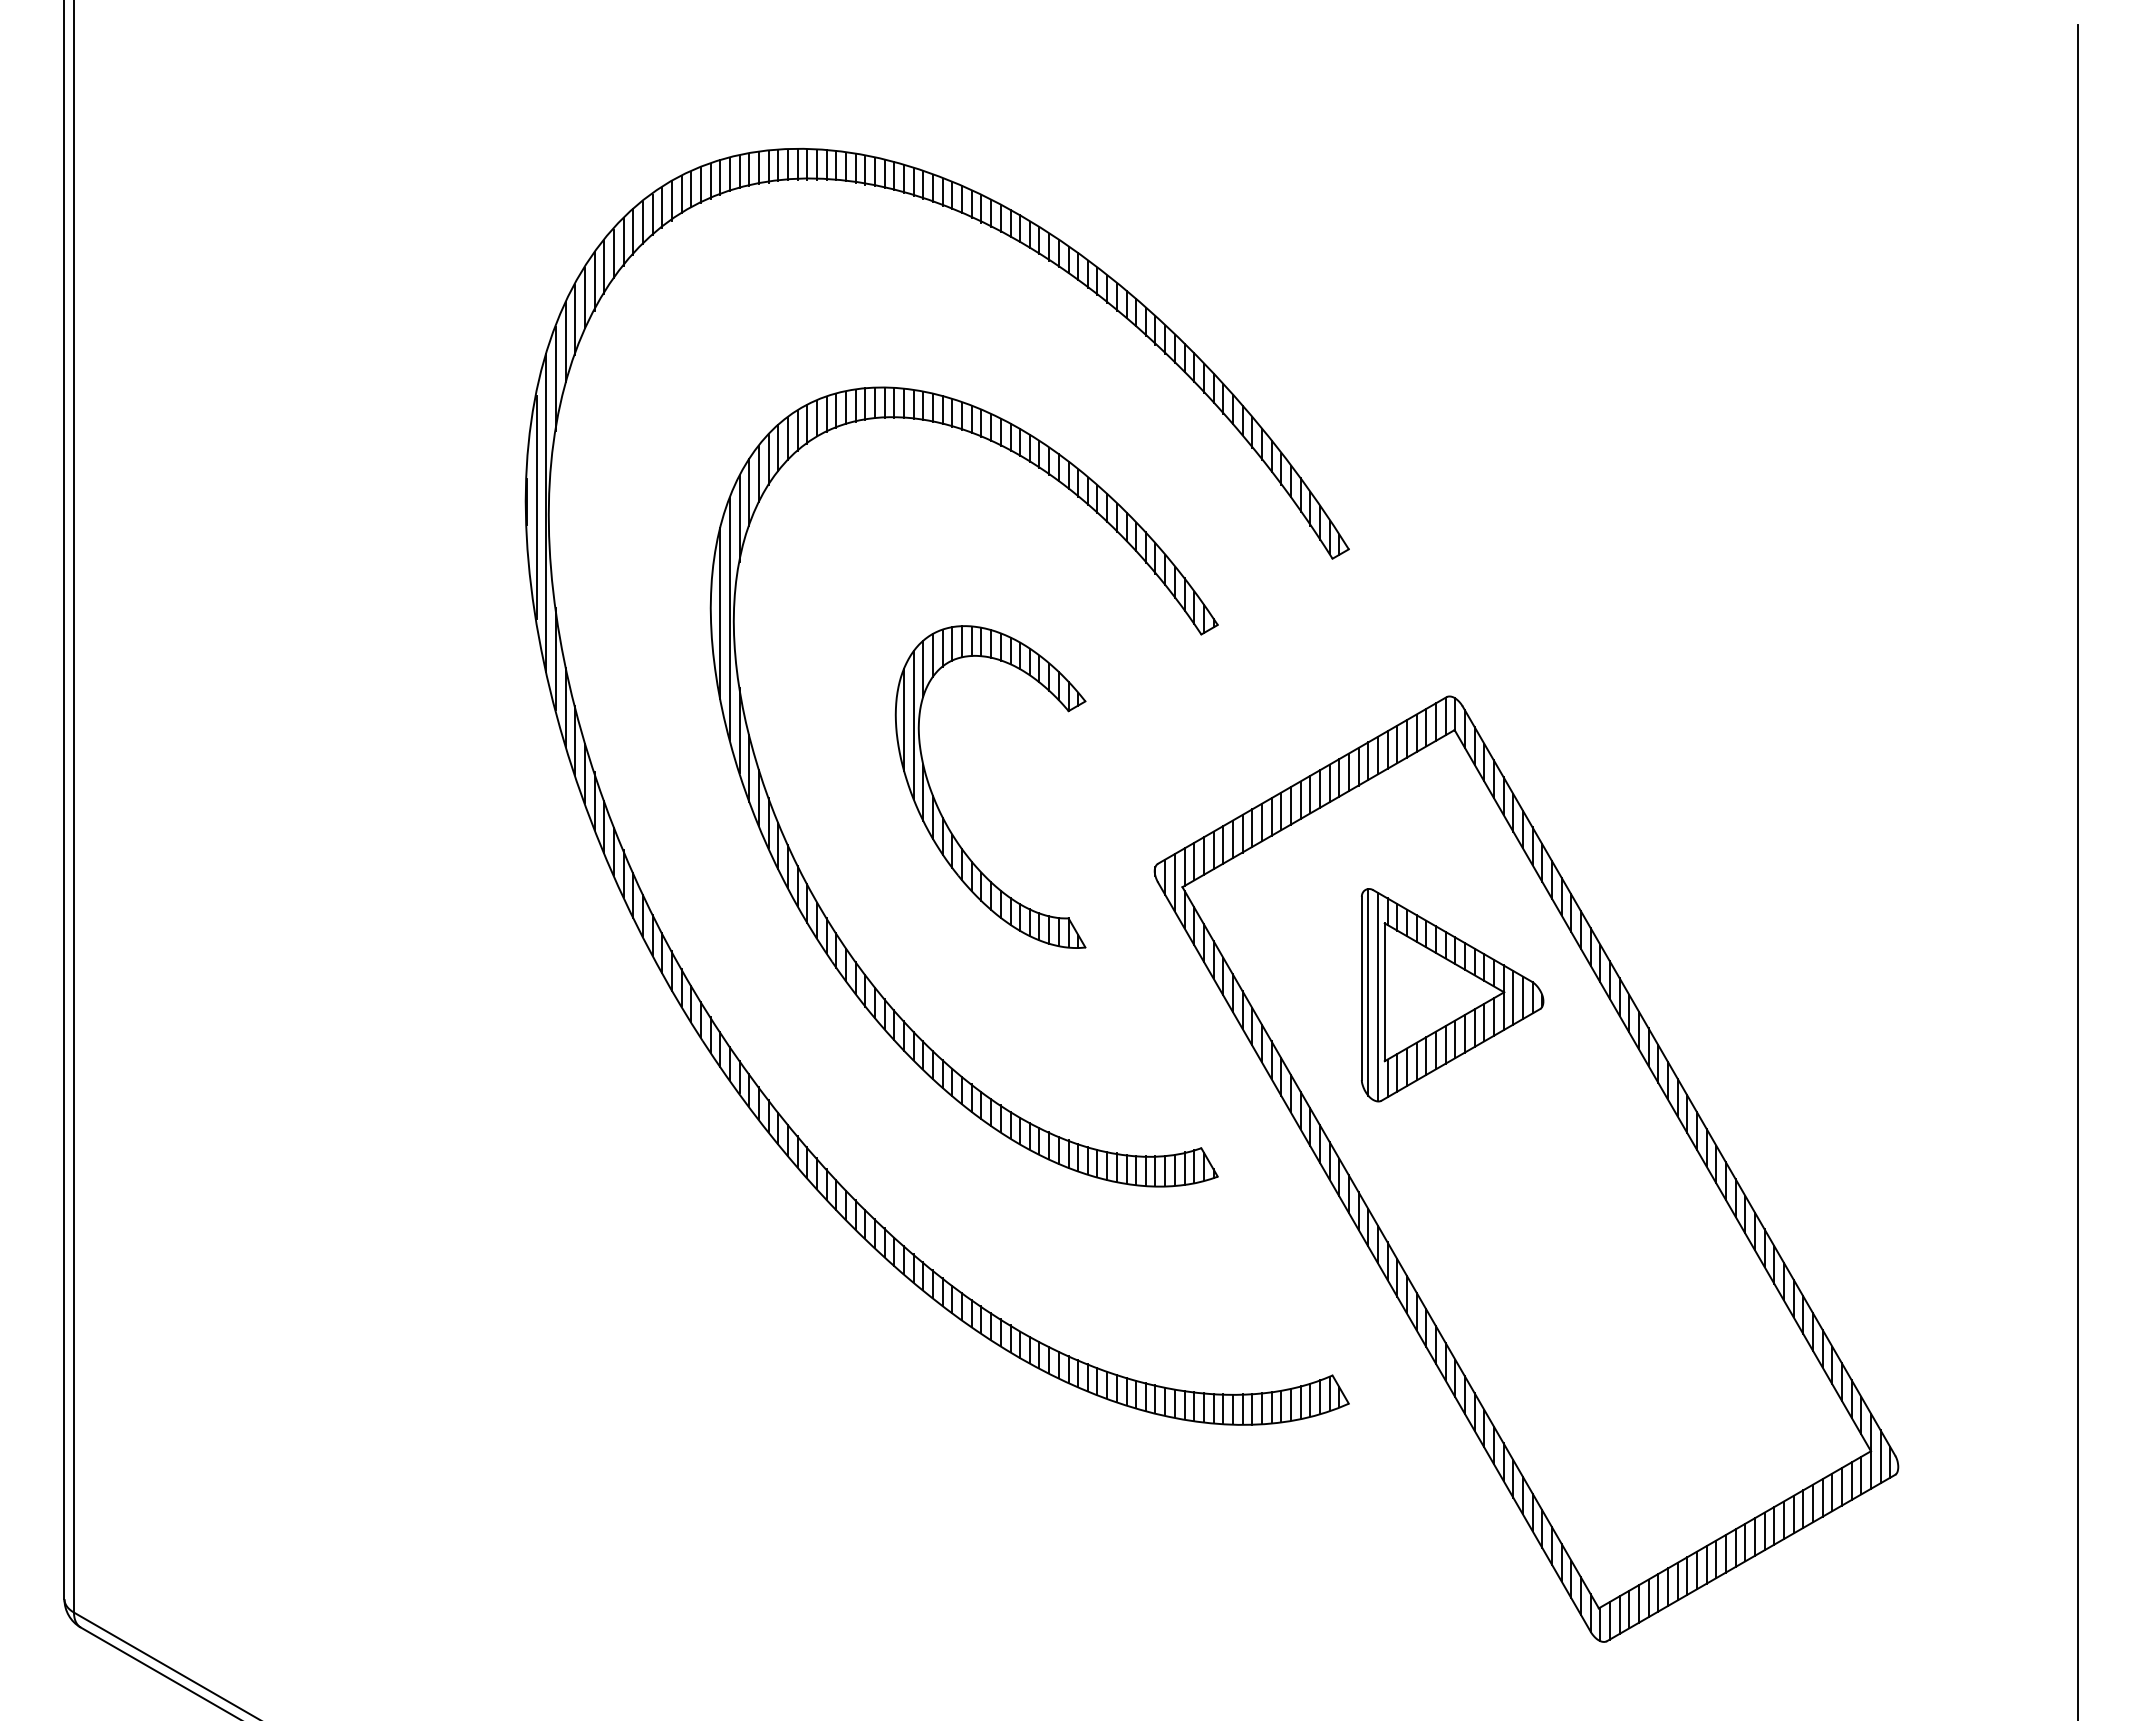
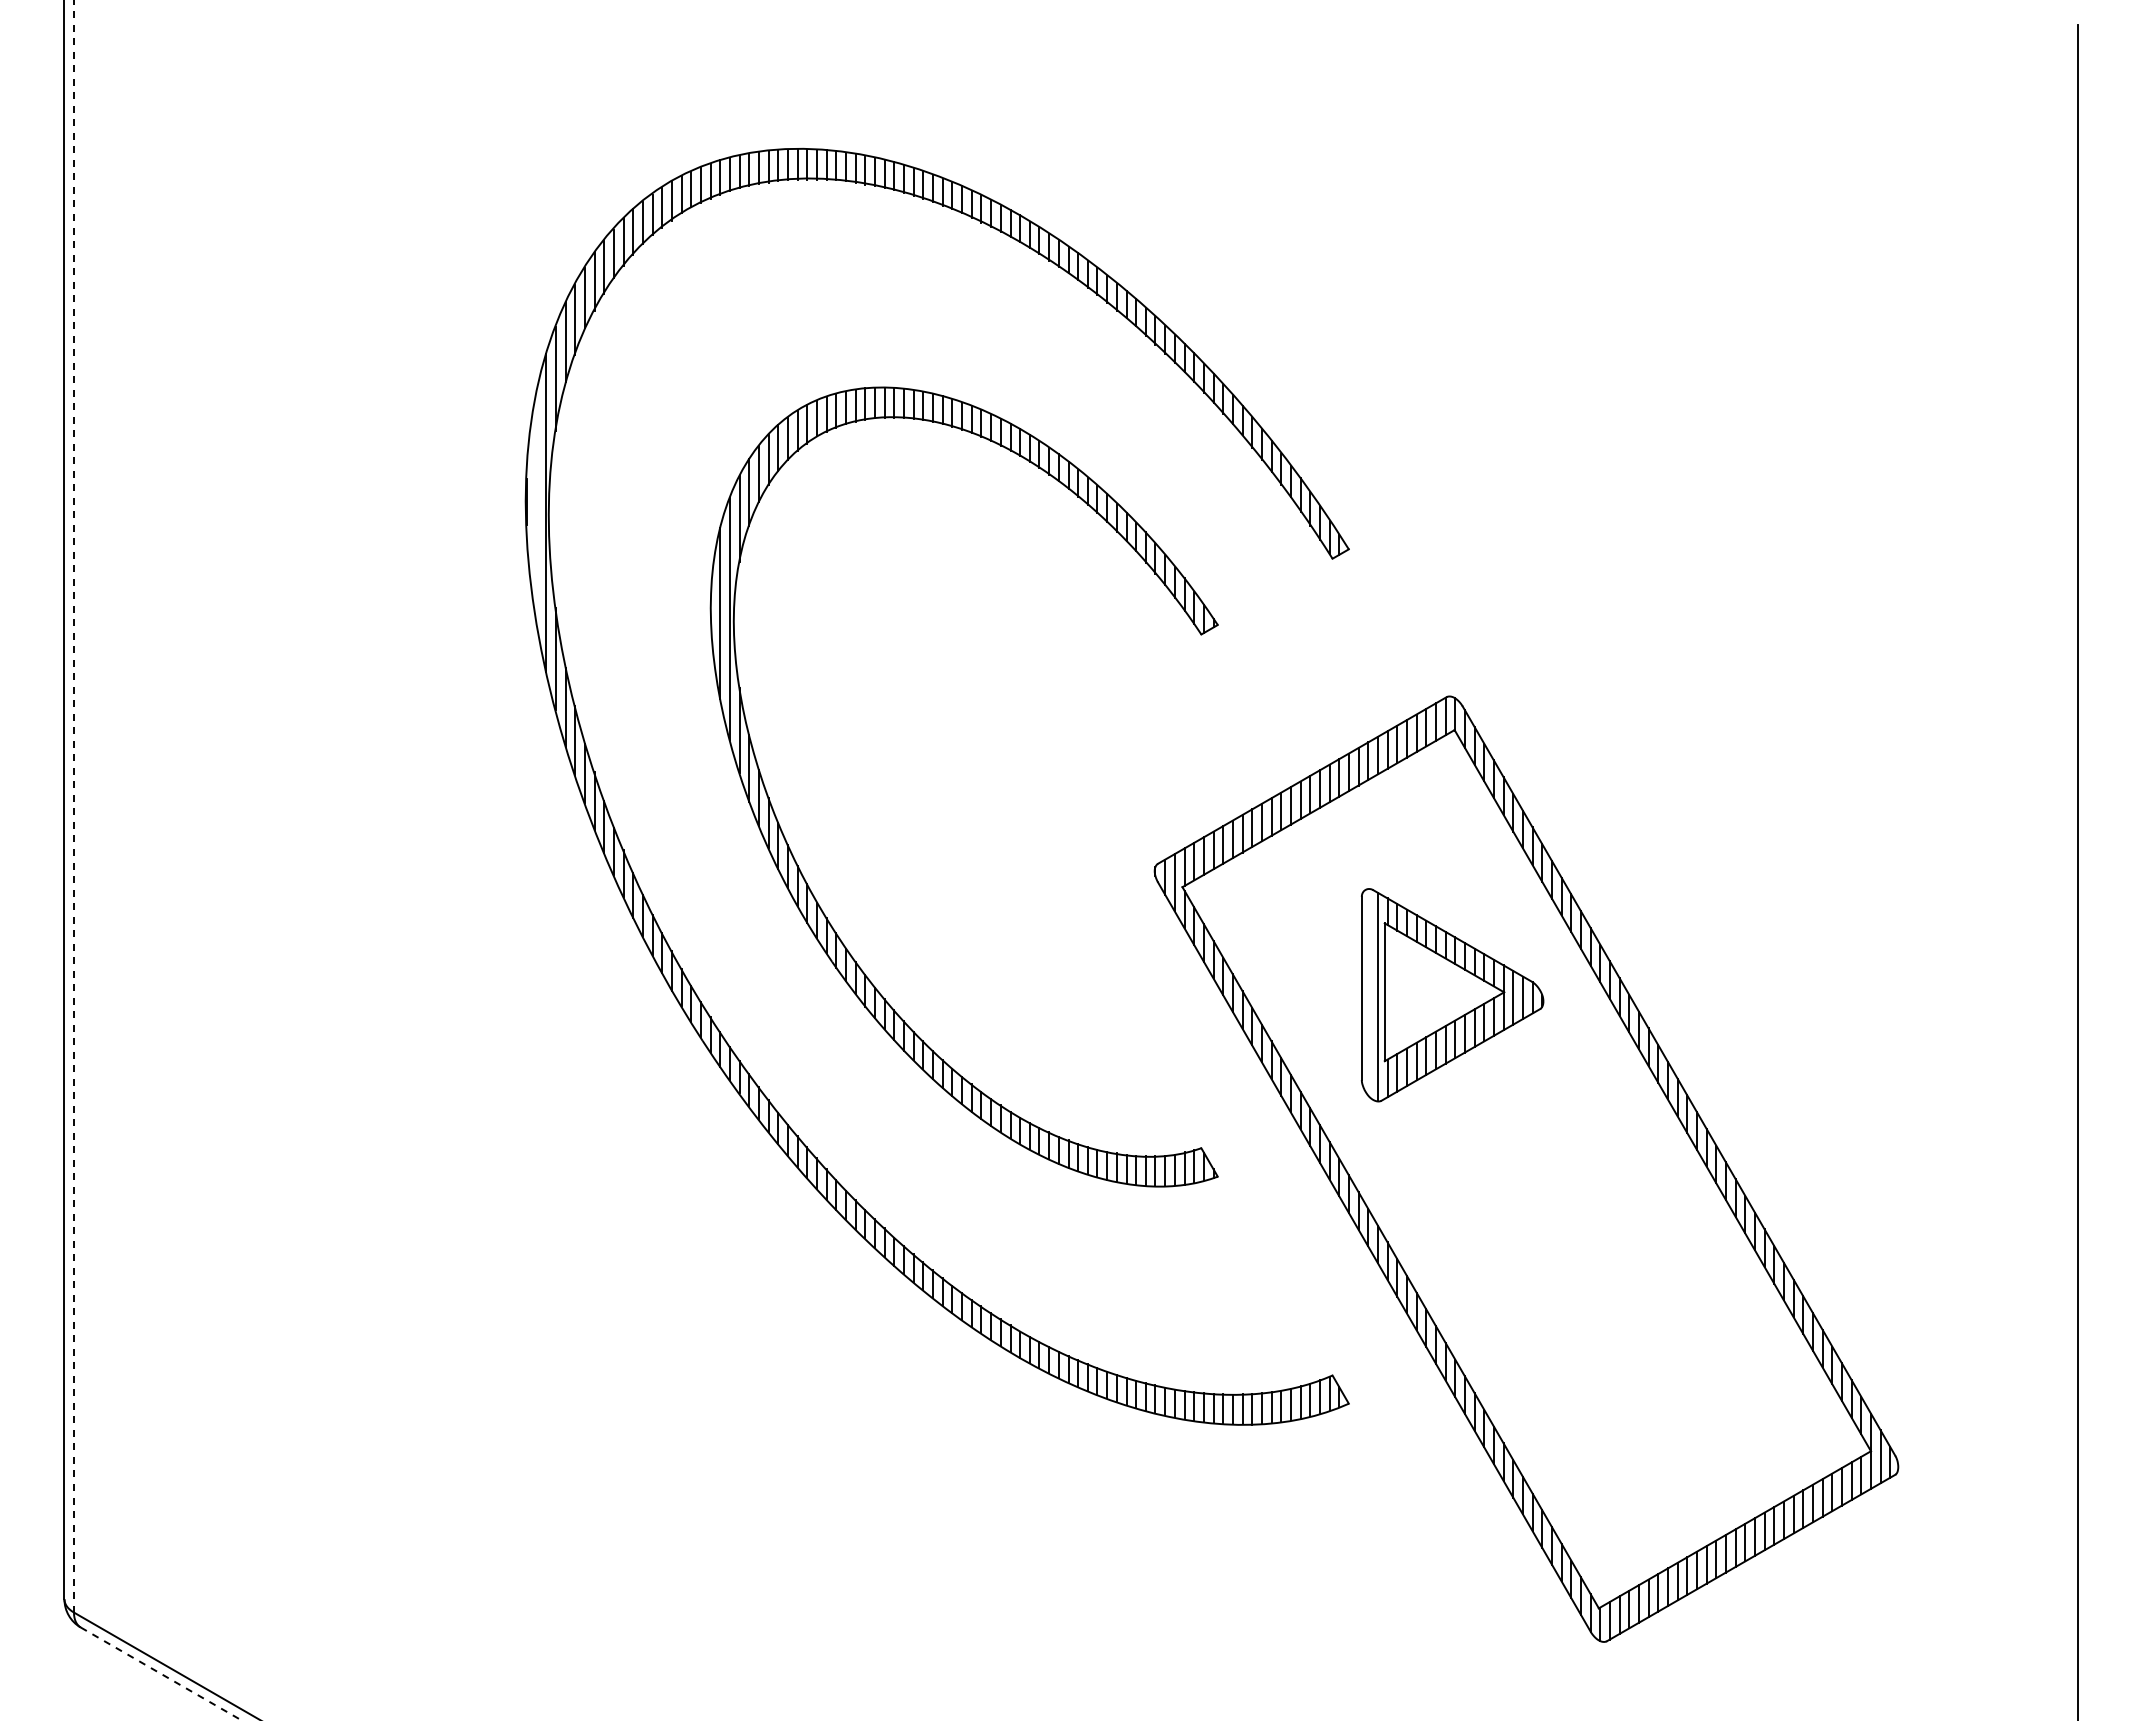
line: present -> none (536, 507)
line: solid -> dashed (74, 805)
part: present -> none (940, 810)
line: present -> none (1368, 992)
line: solid -> dashed (162, 1674)
